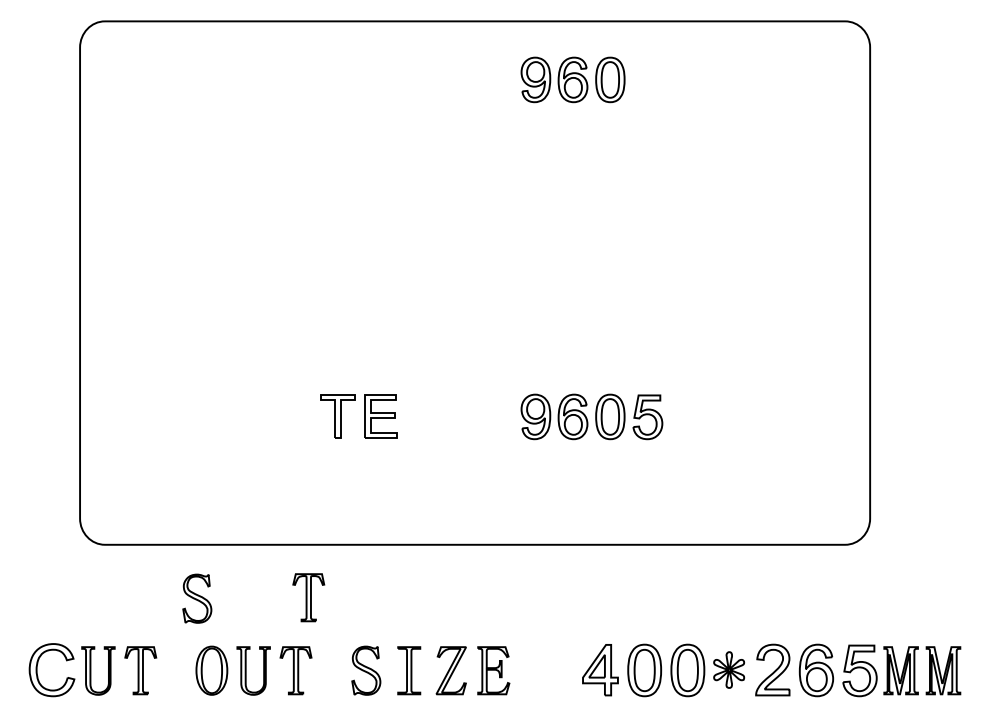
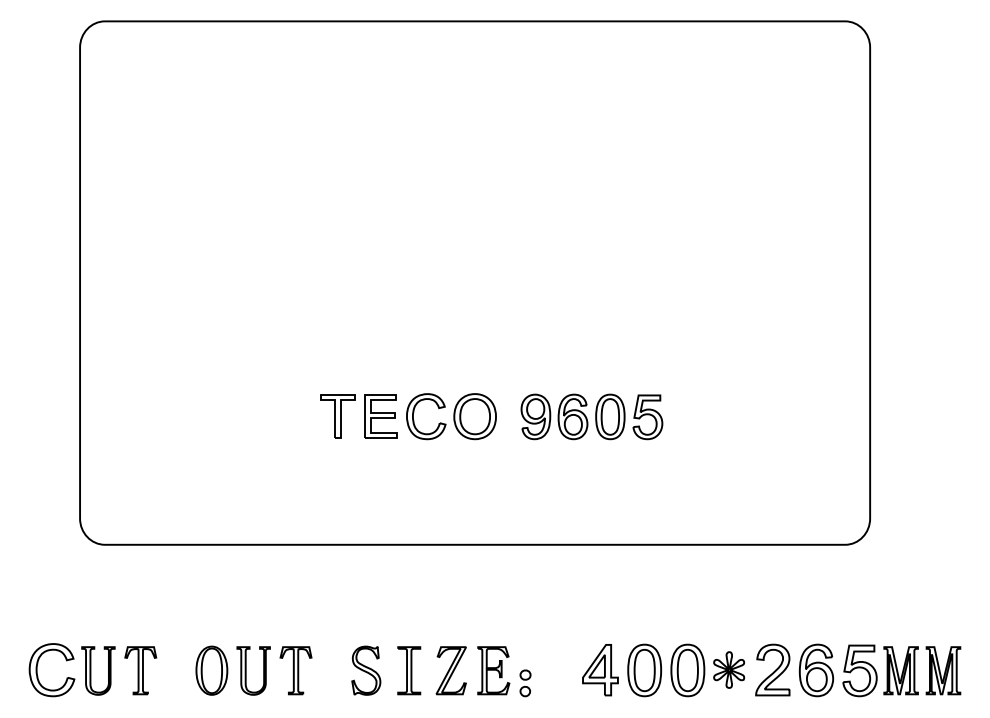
part: present -> none (572, 79)
part: none -> present (451, 416)
part: present -> none (308, 597)
part: present -> none (197, 598)
part: none -> present (525, 683)
